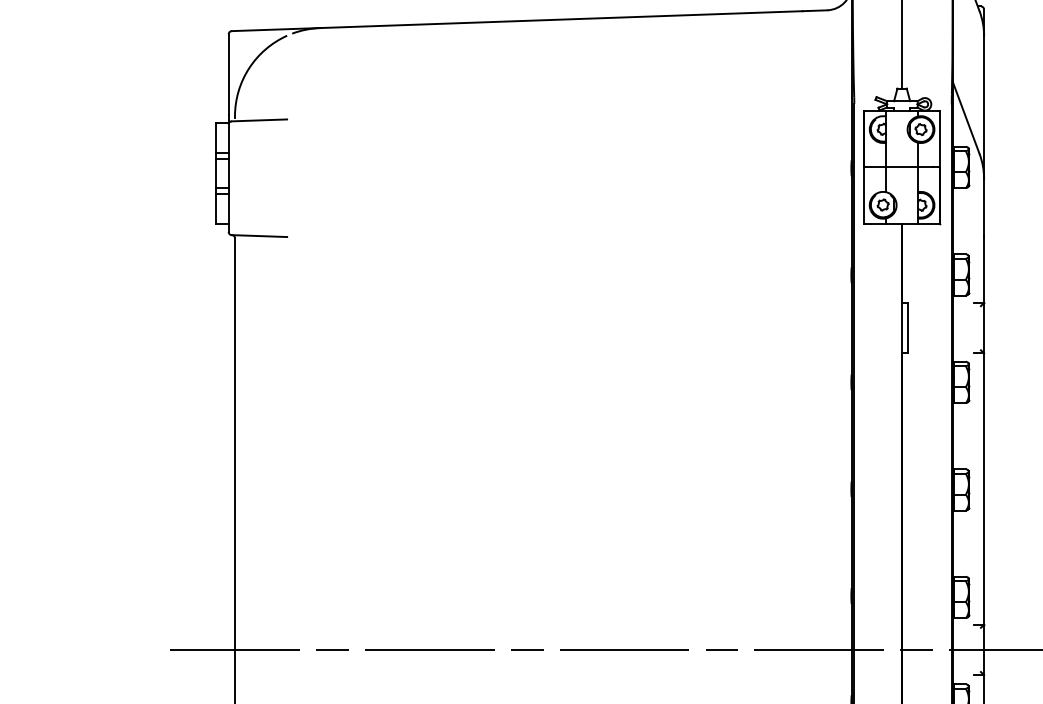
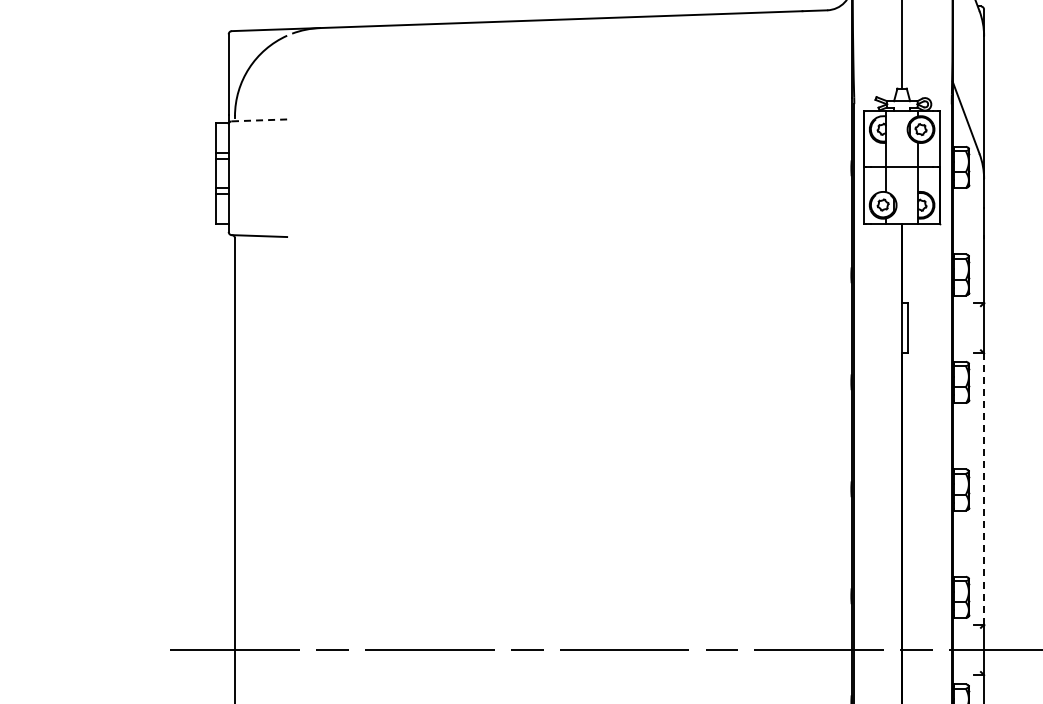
line: solid -> dashed (259, 120)
line: solid -> dashed (984, 489)
